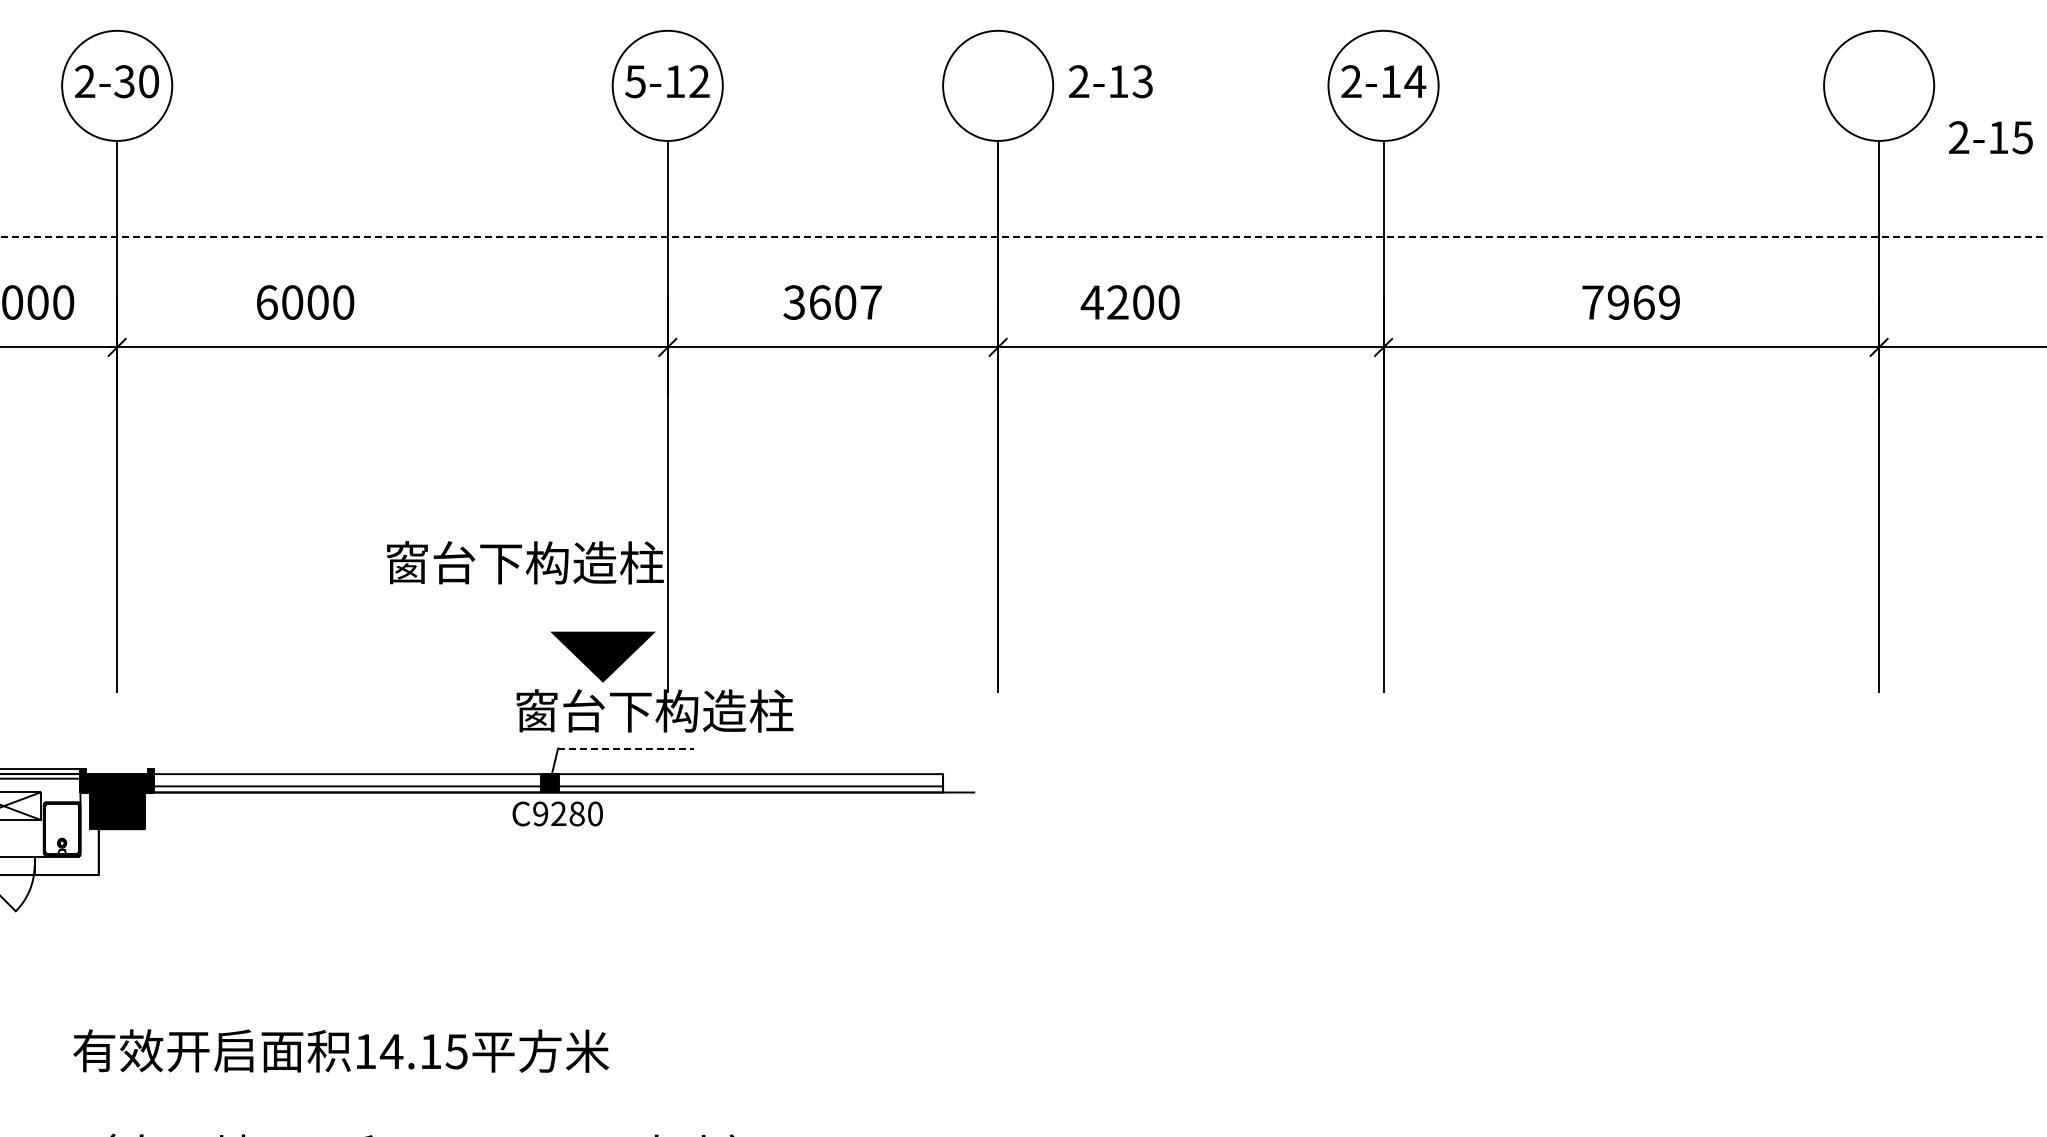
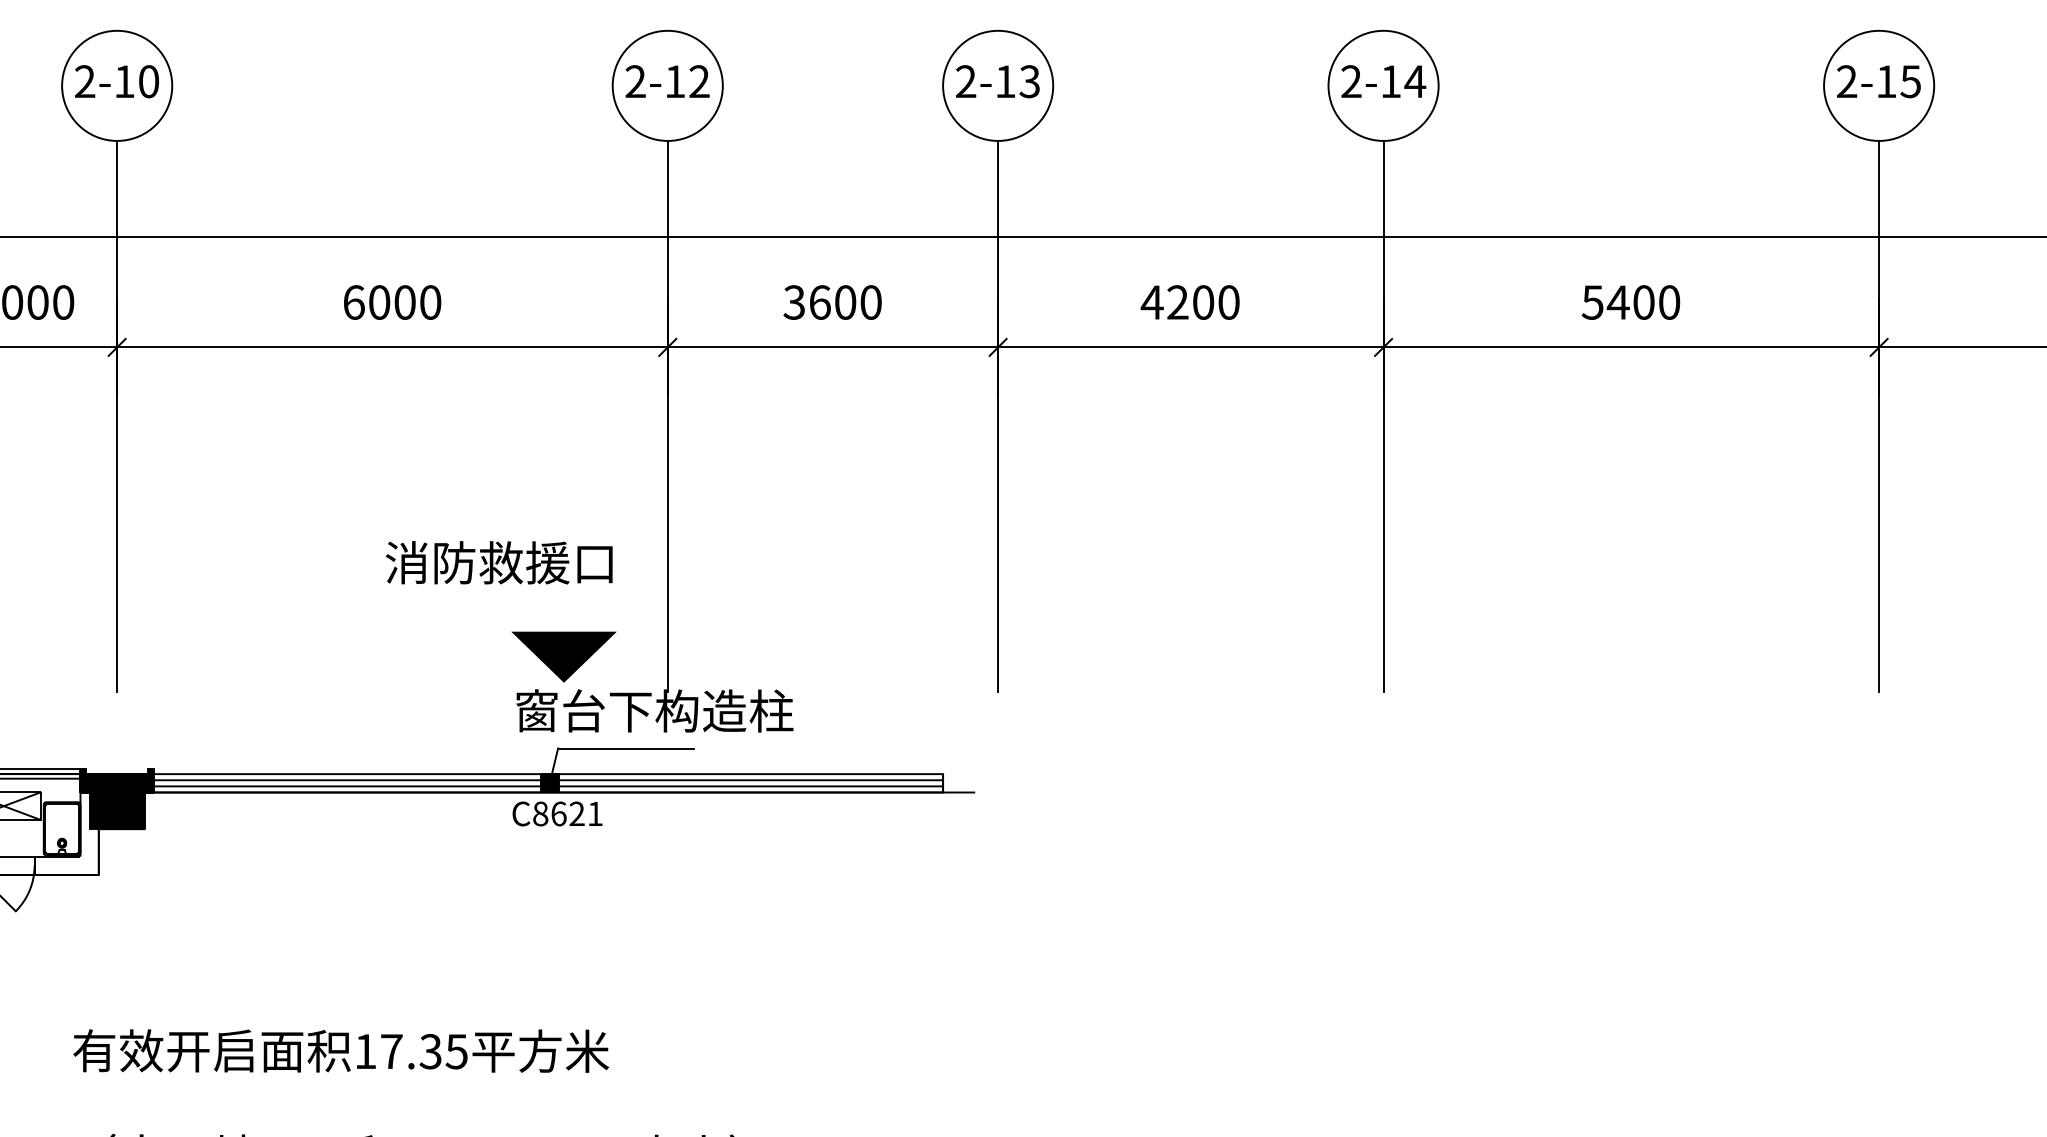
text: 2-30 -> 2-10 (124, 81)
text: 5-12 -> 2-12 (635, 81)
text position: (1110, 81) -> (997, 81) (997, 81)
text position: (1990, 137) -> (1878, 81) (1878, 81)
line: dashed -> solid (1023, 237)
text position: (305, 302) -> (392, 302) (392, 302)
text: 3607 -> 3600 (870, 302)
text position: (1129, 302) -> (1189, 302) (1189, 302)
text: 7969 -> 5400 (1630, 302)
text: 窗台下构造柱 -> 消防救援口 (524, 562)
line position: (602, 656) -> (563, 656) (563, 656)
line: dashed -> solid (625, 748)
line: none -> present (548, 780)
text: C9280 -> C8621 (567, 813)
text: 14.15 -> 17.35 (410, 1051)
